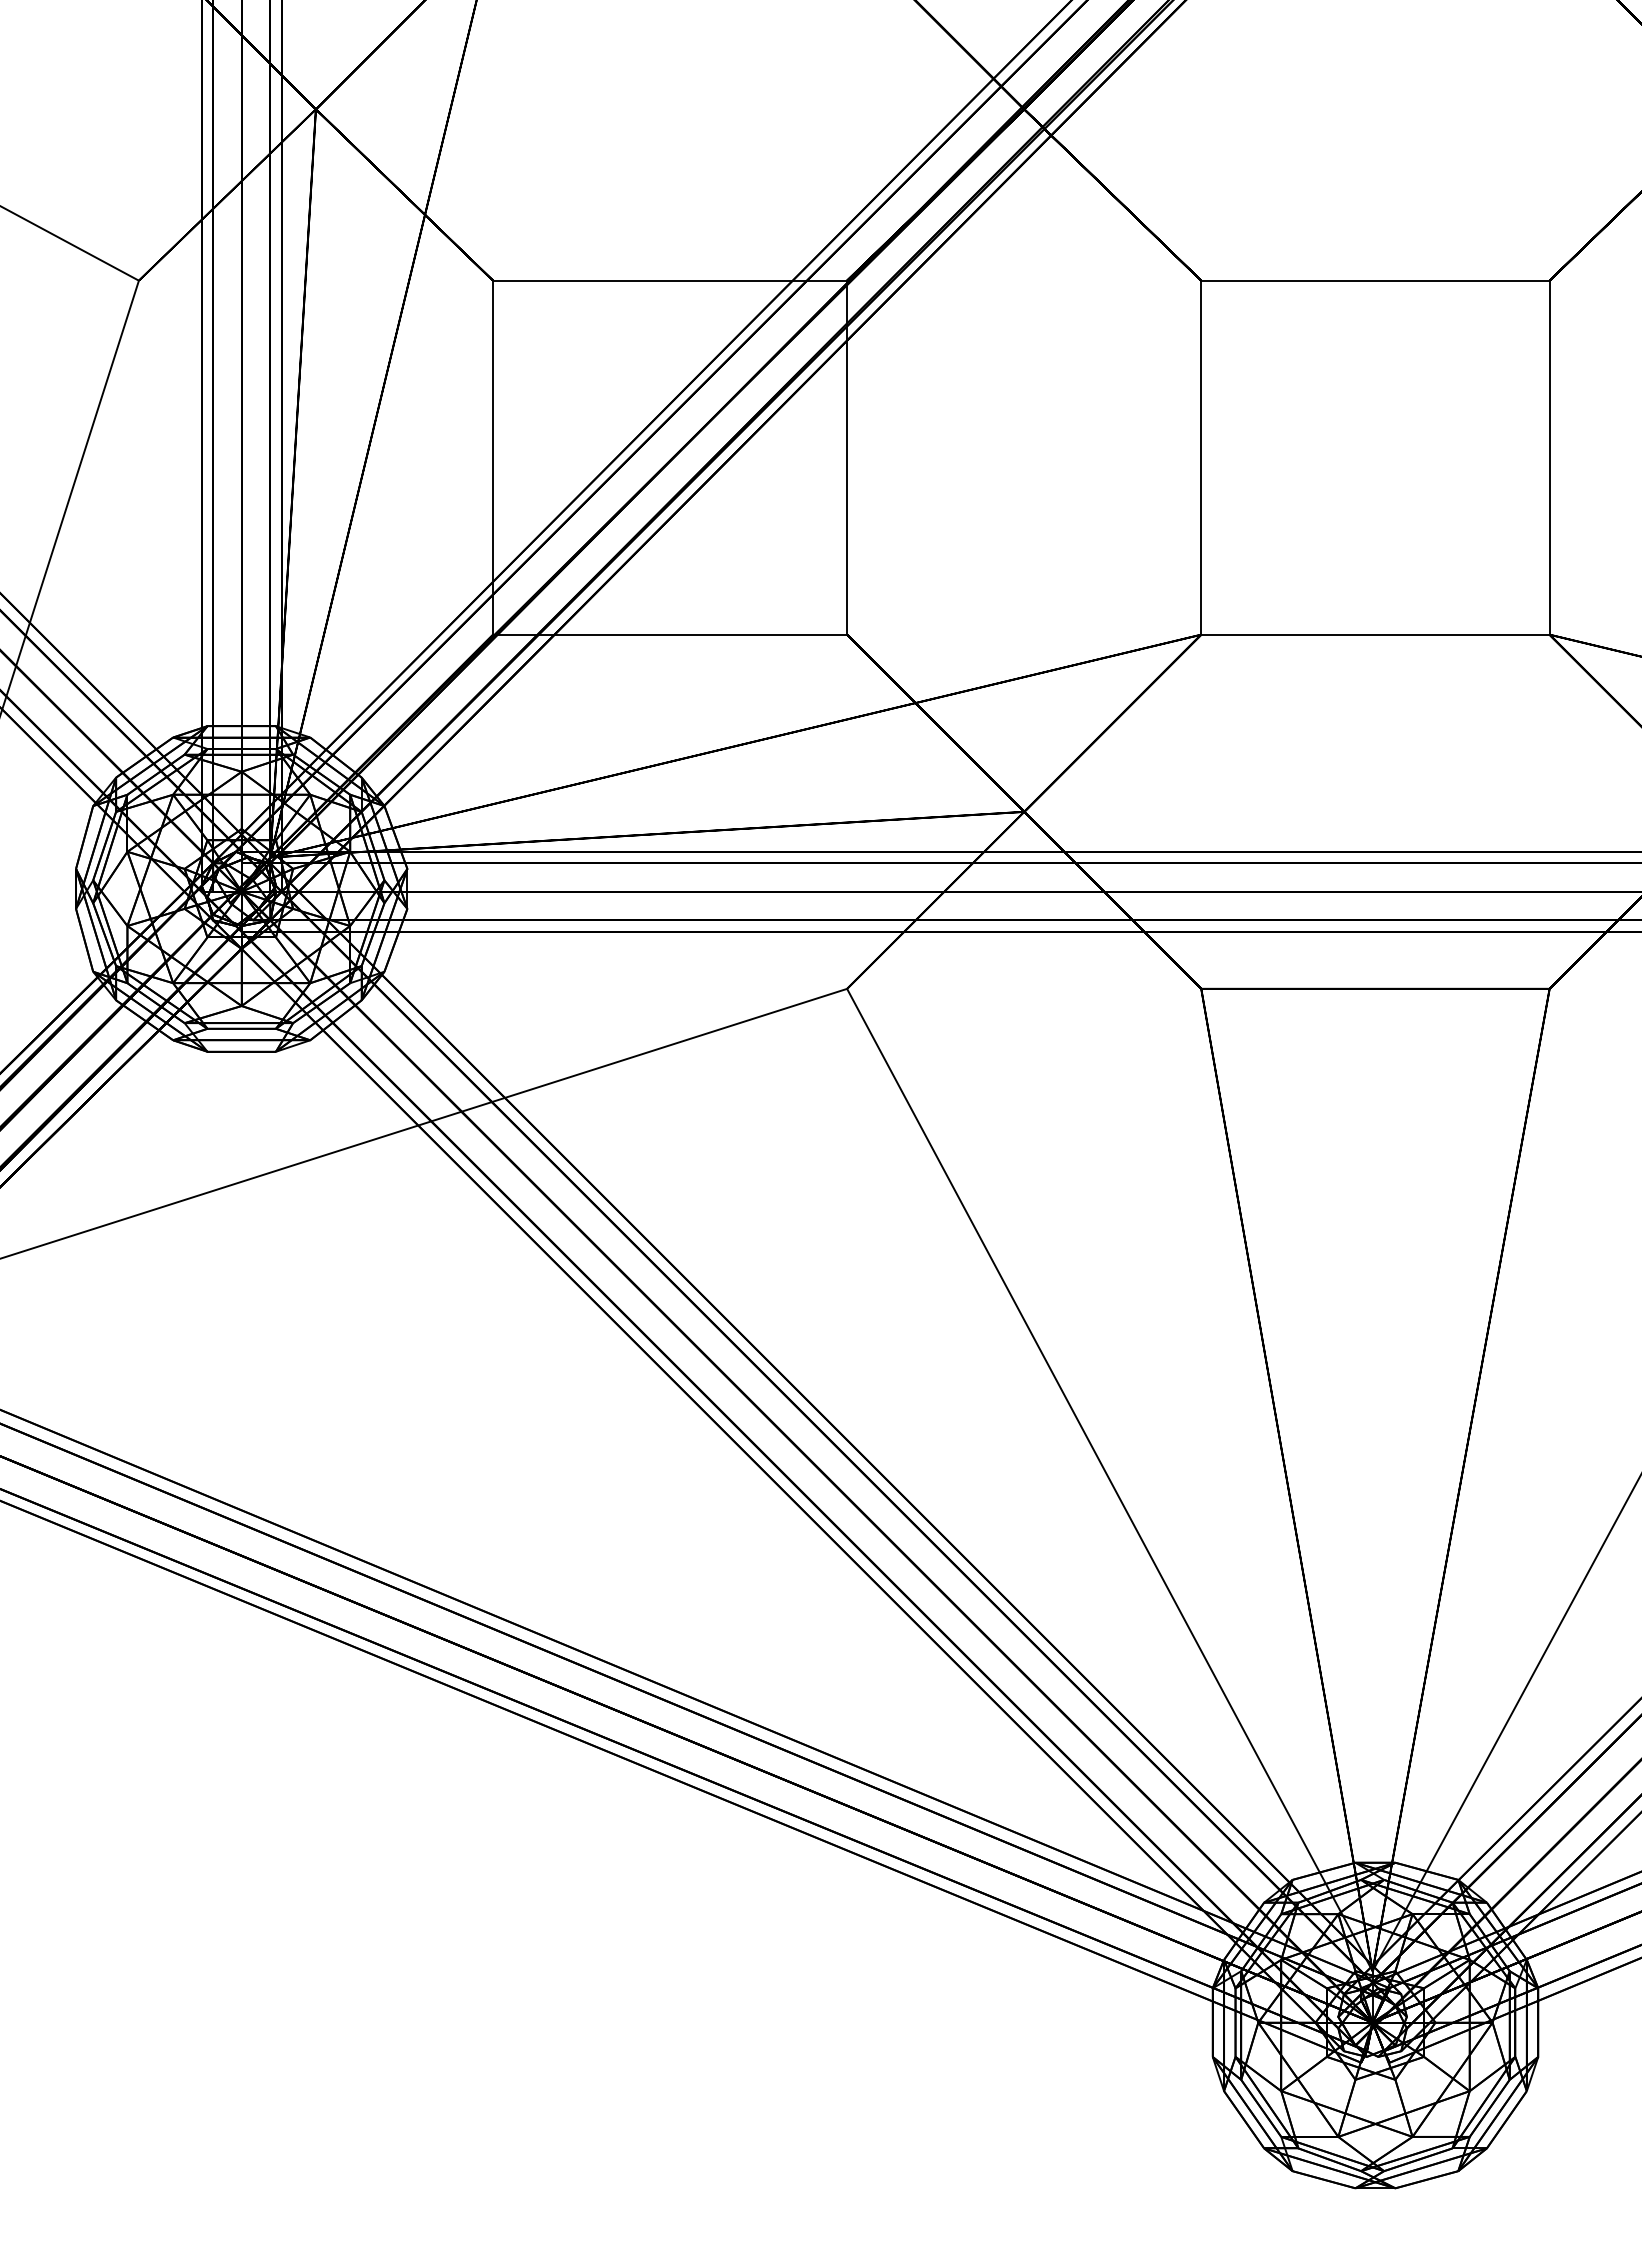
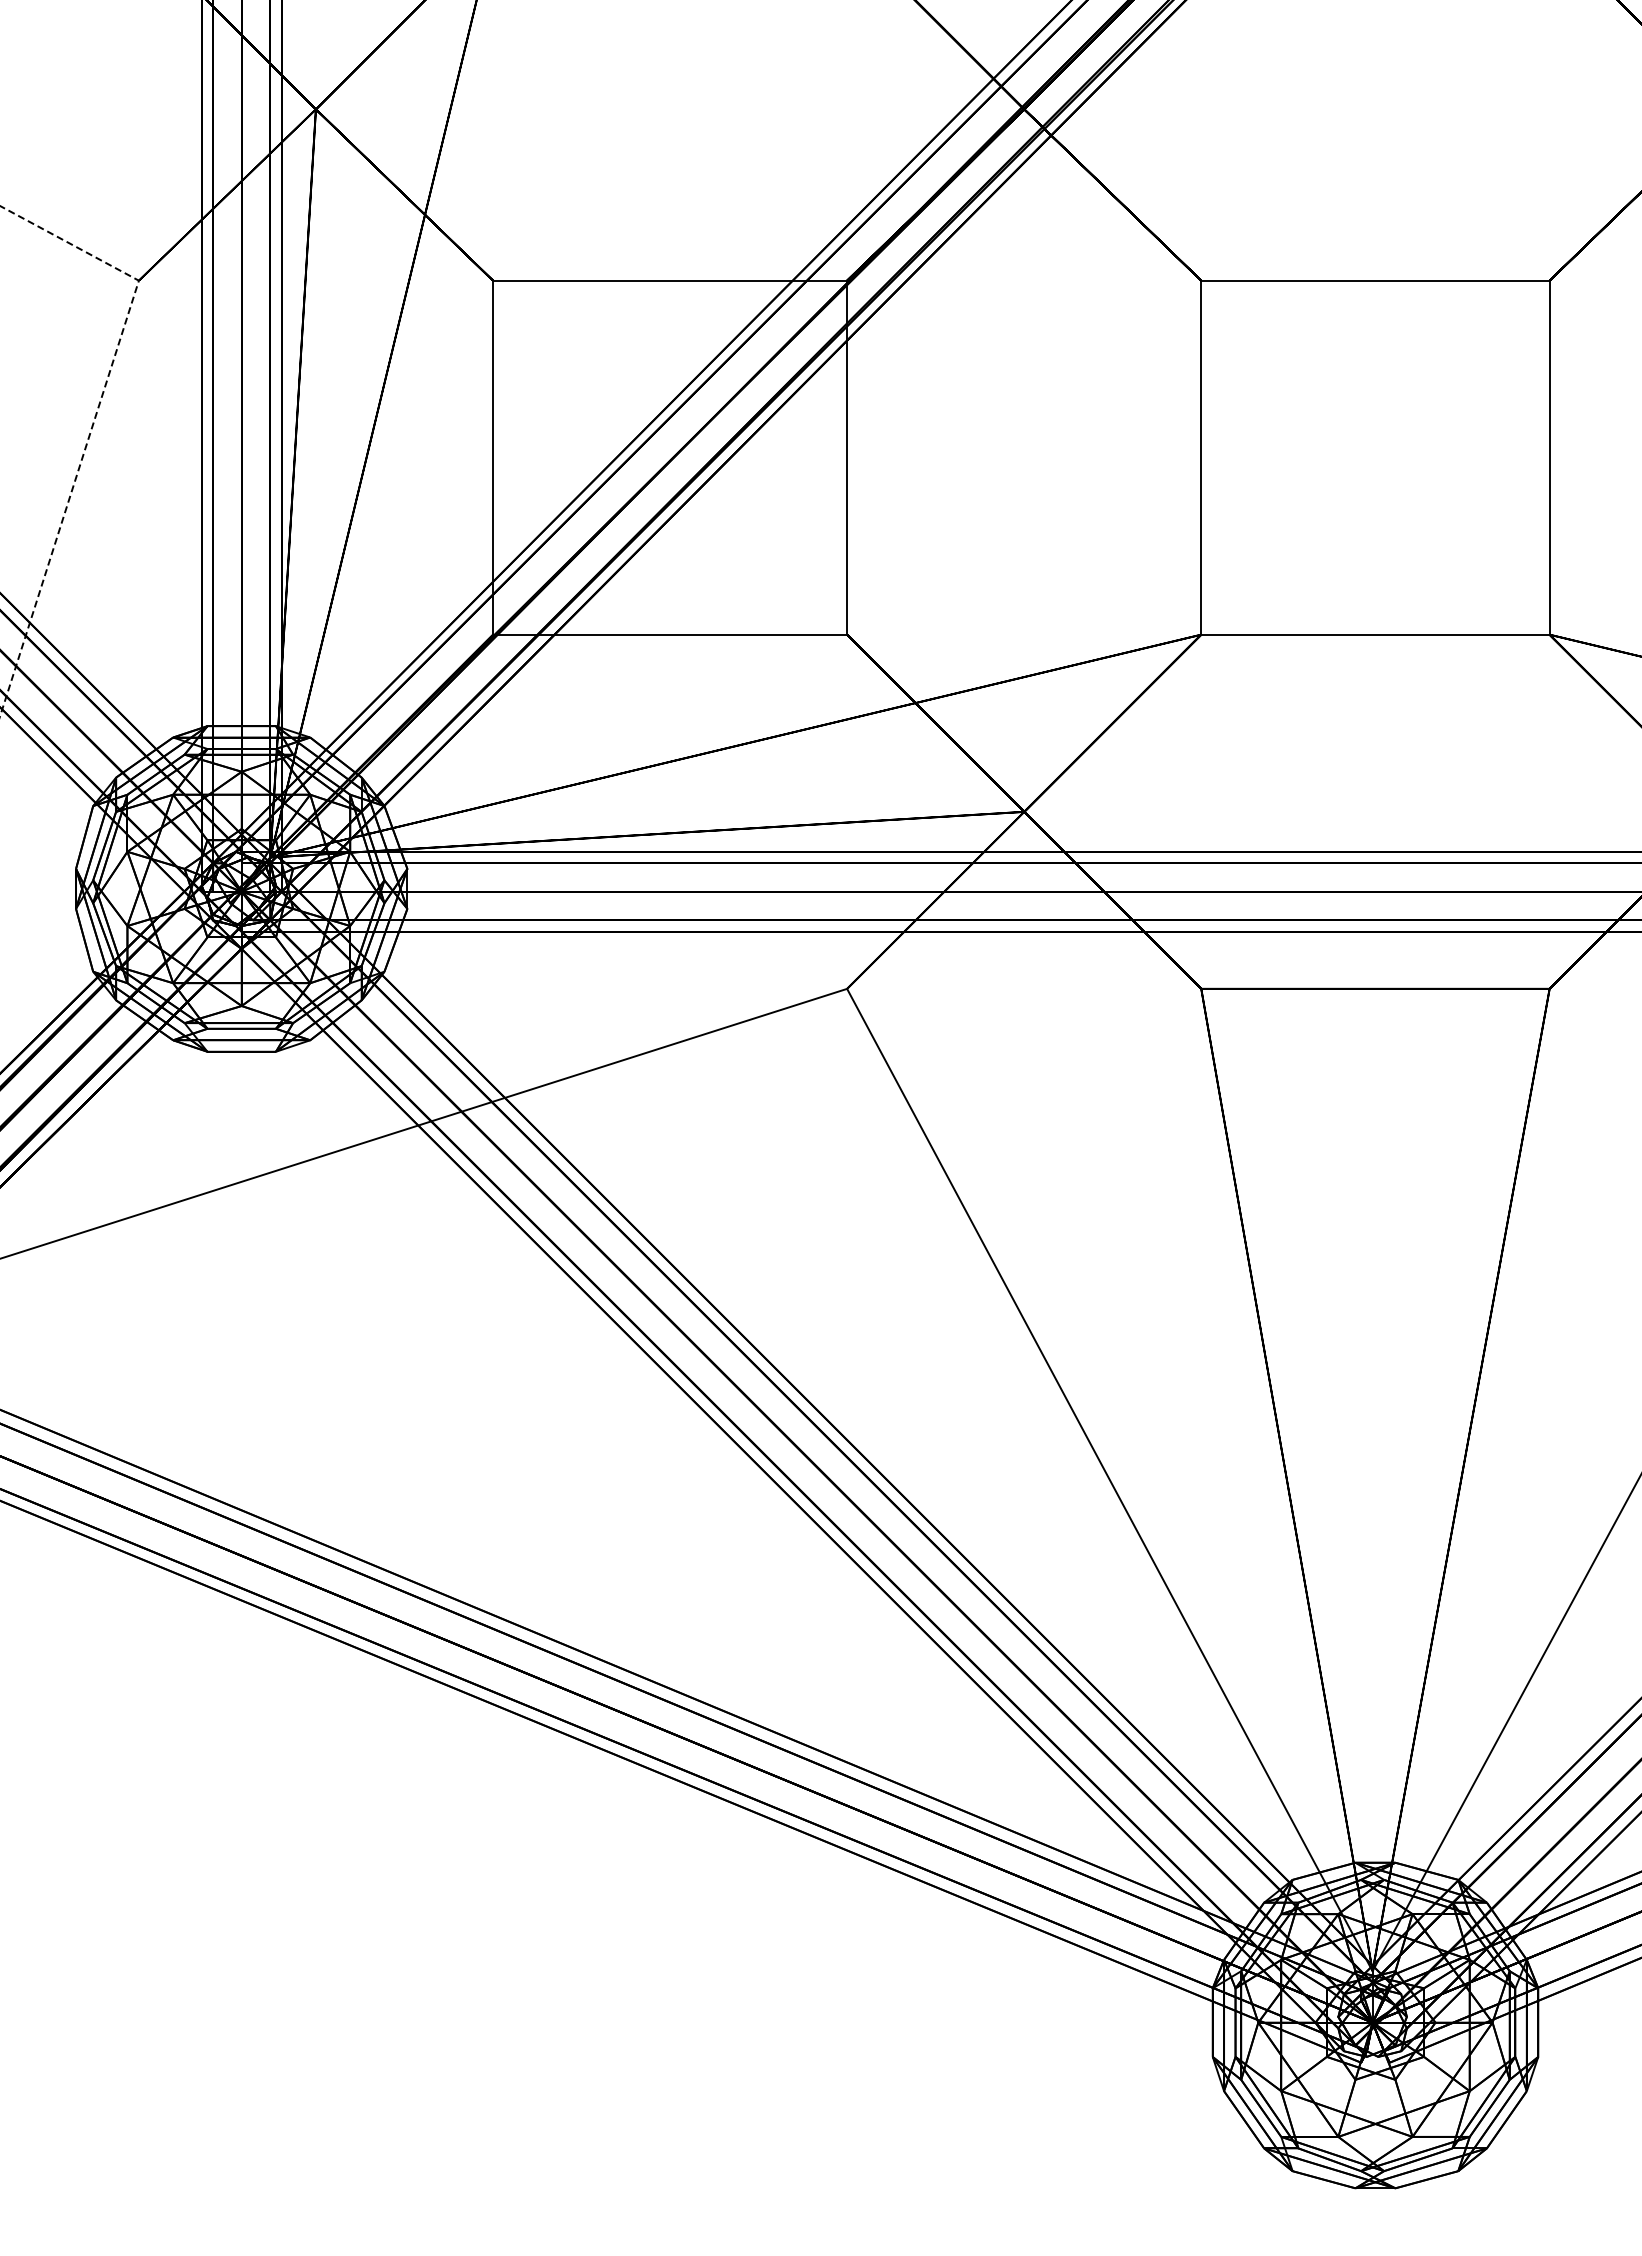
line: solid -> dashed (93, 422)
